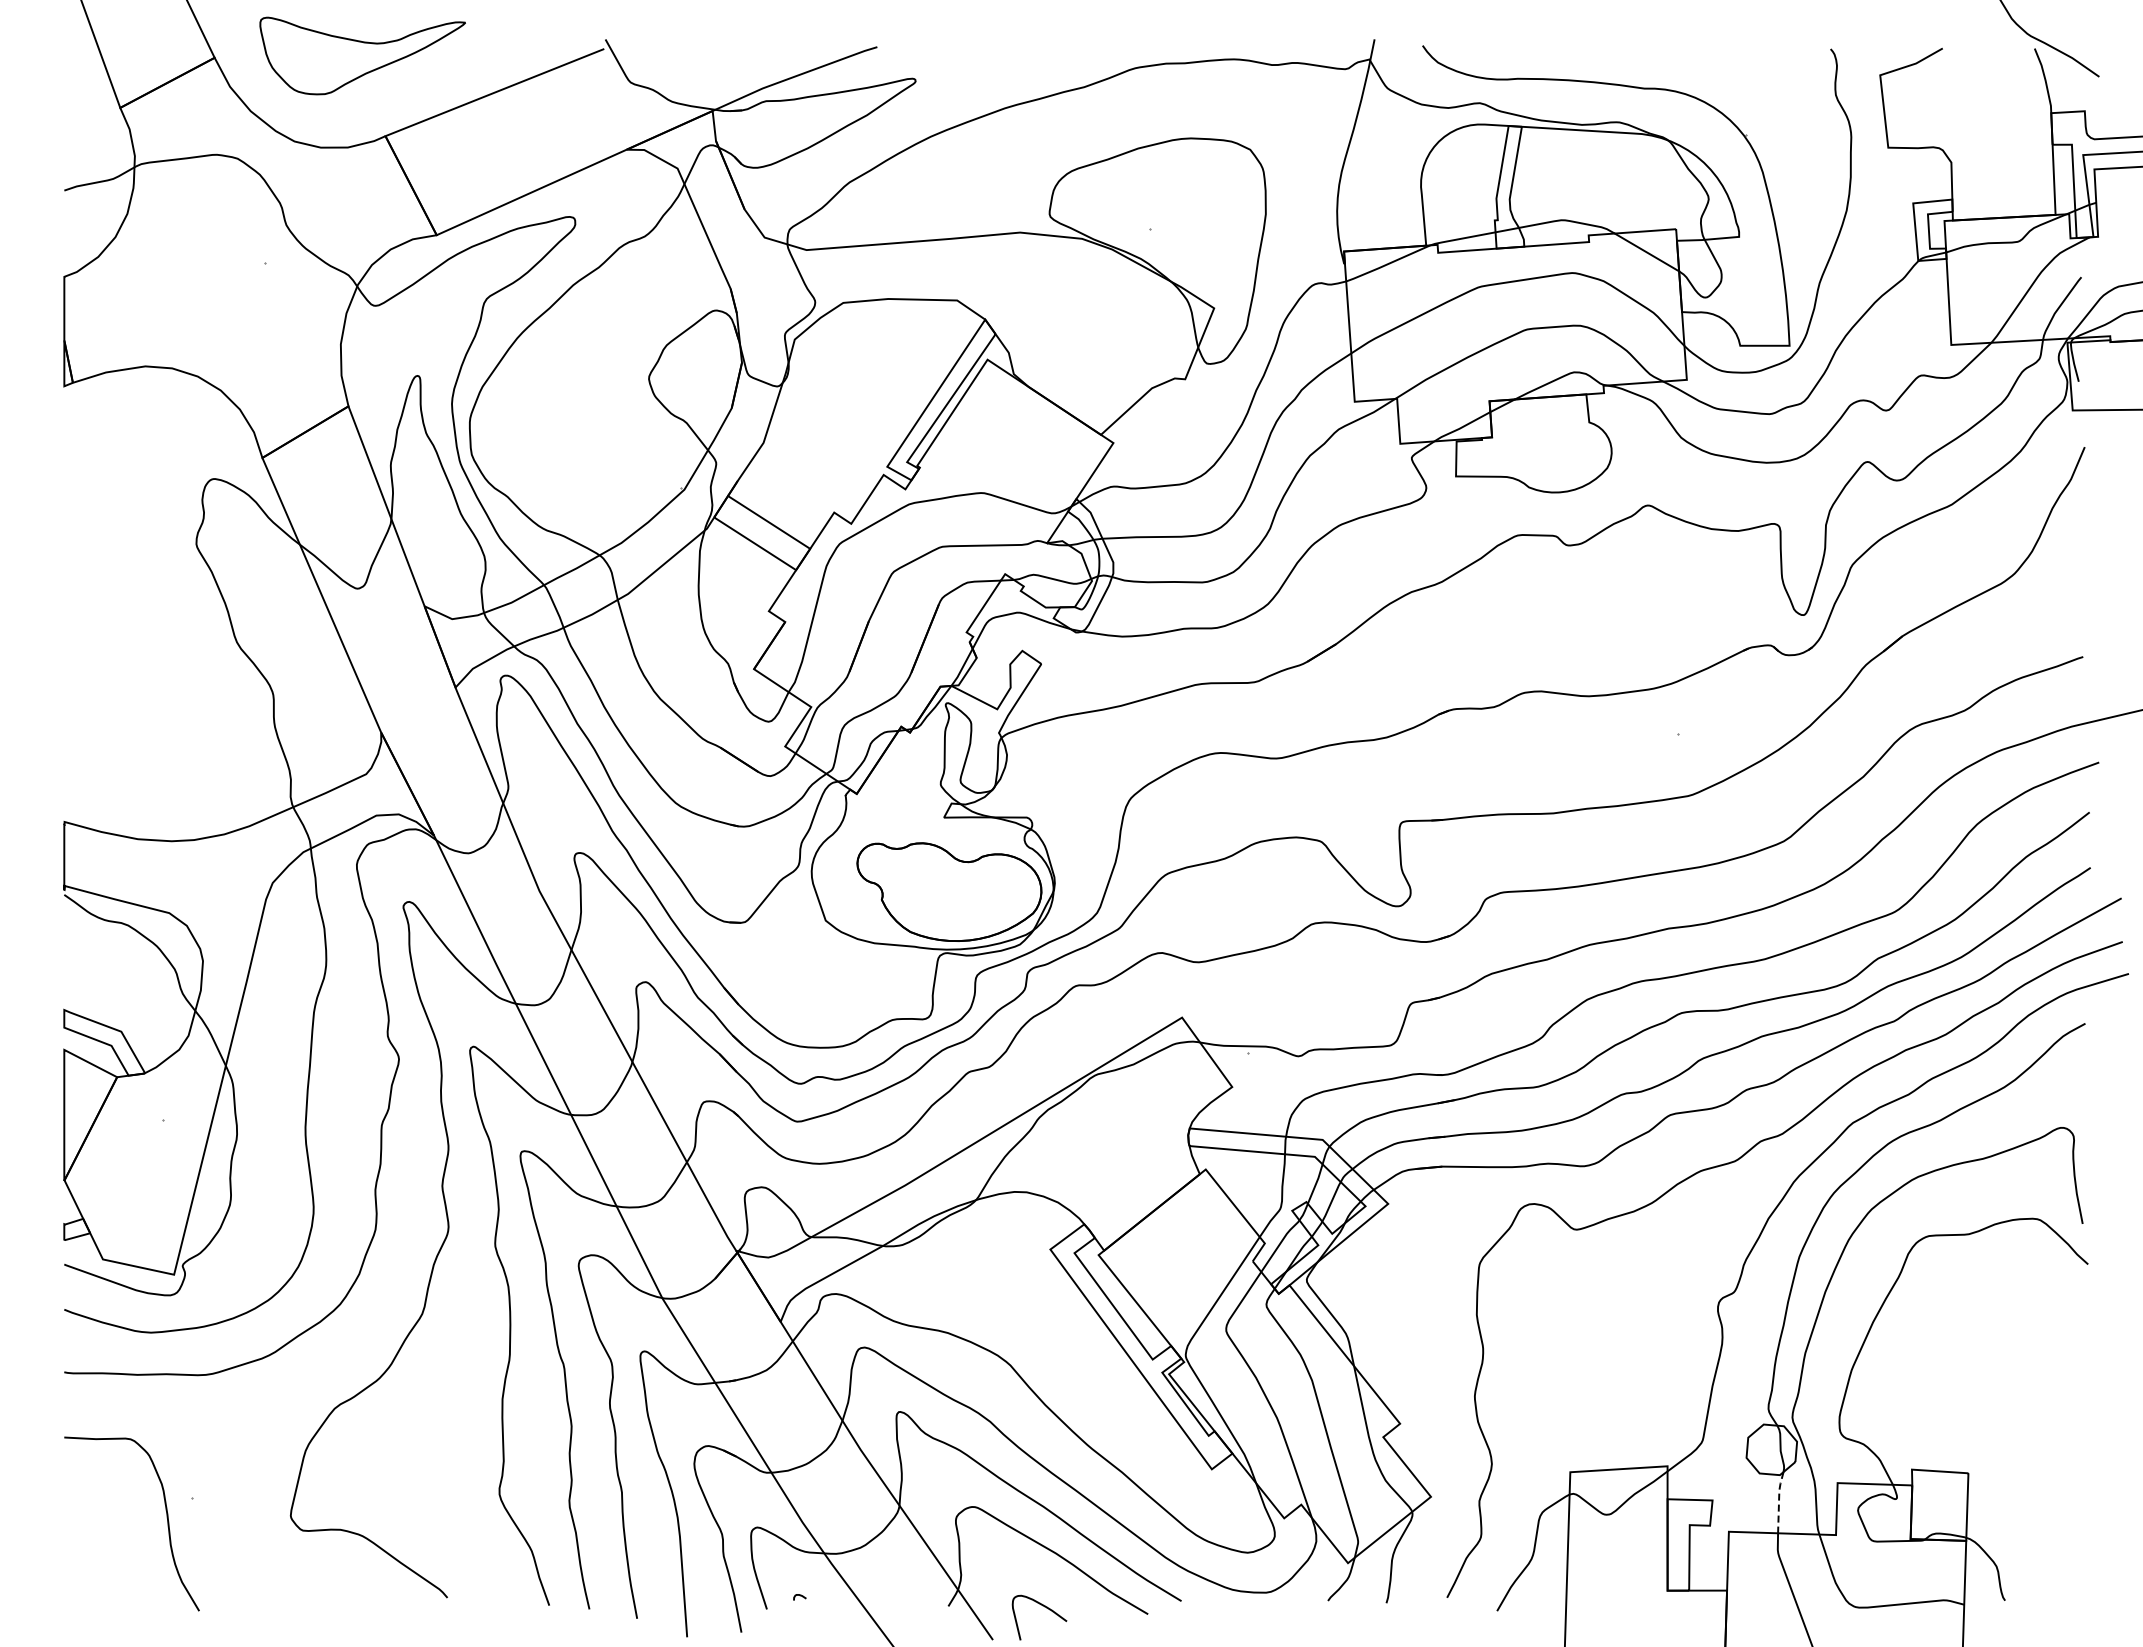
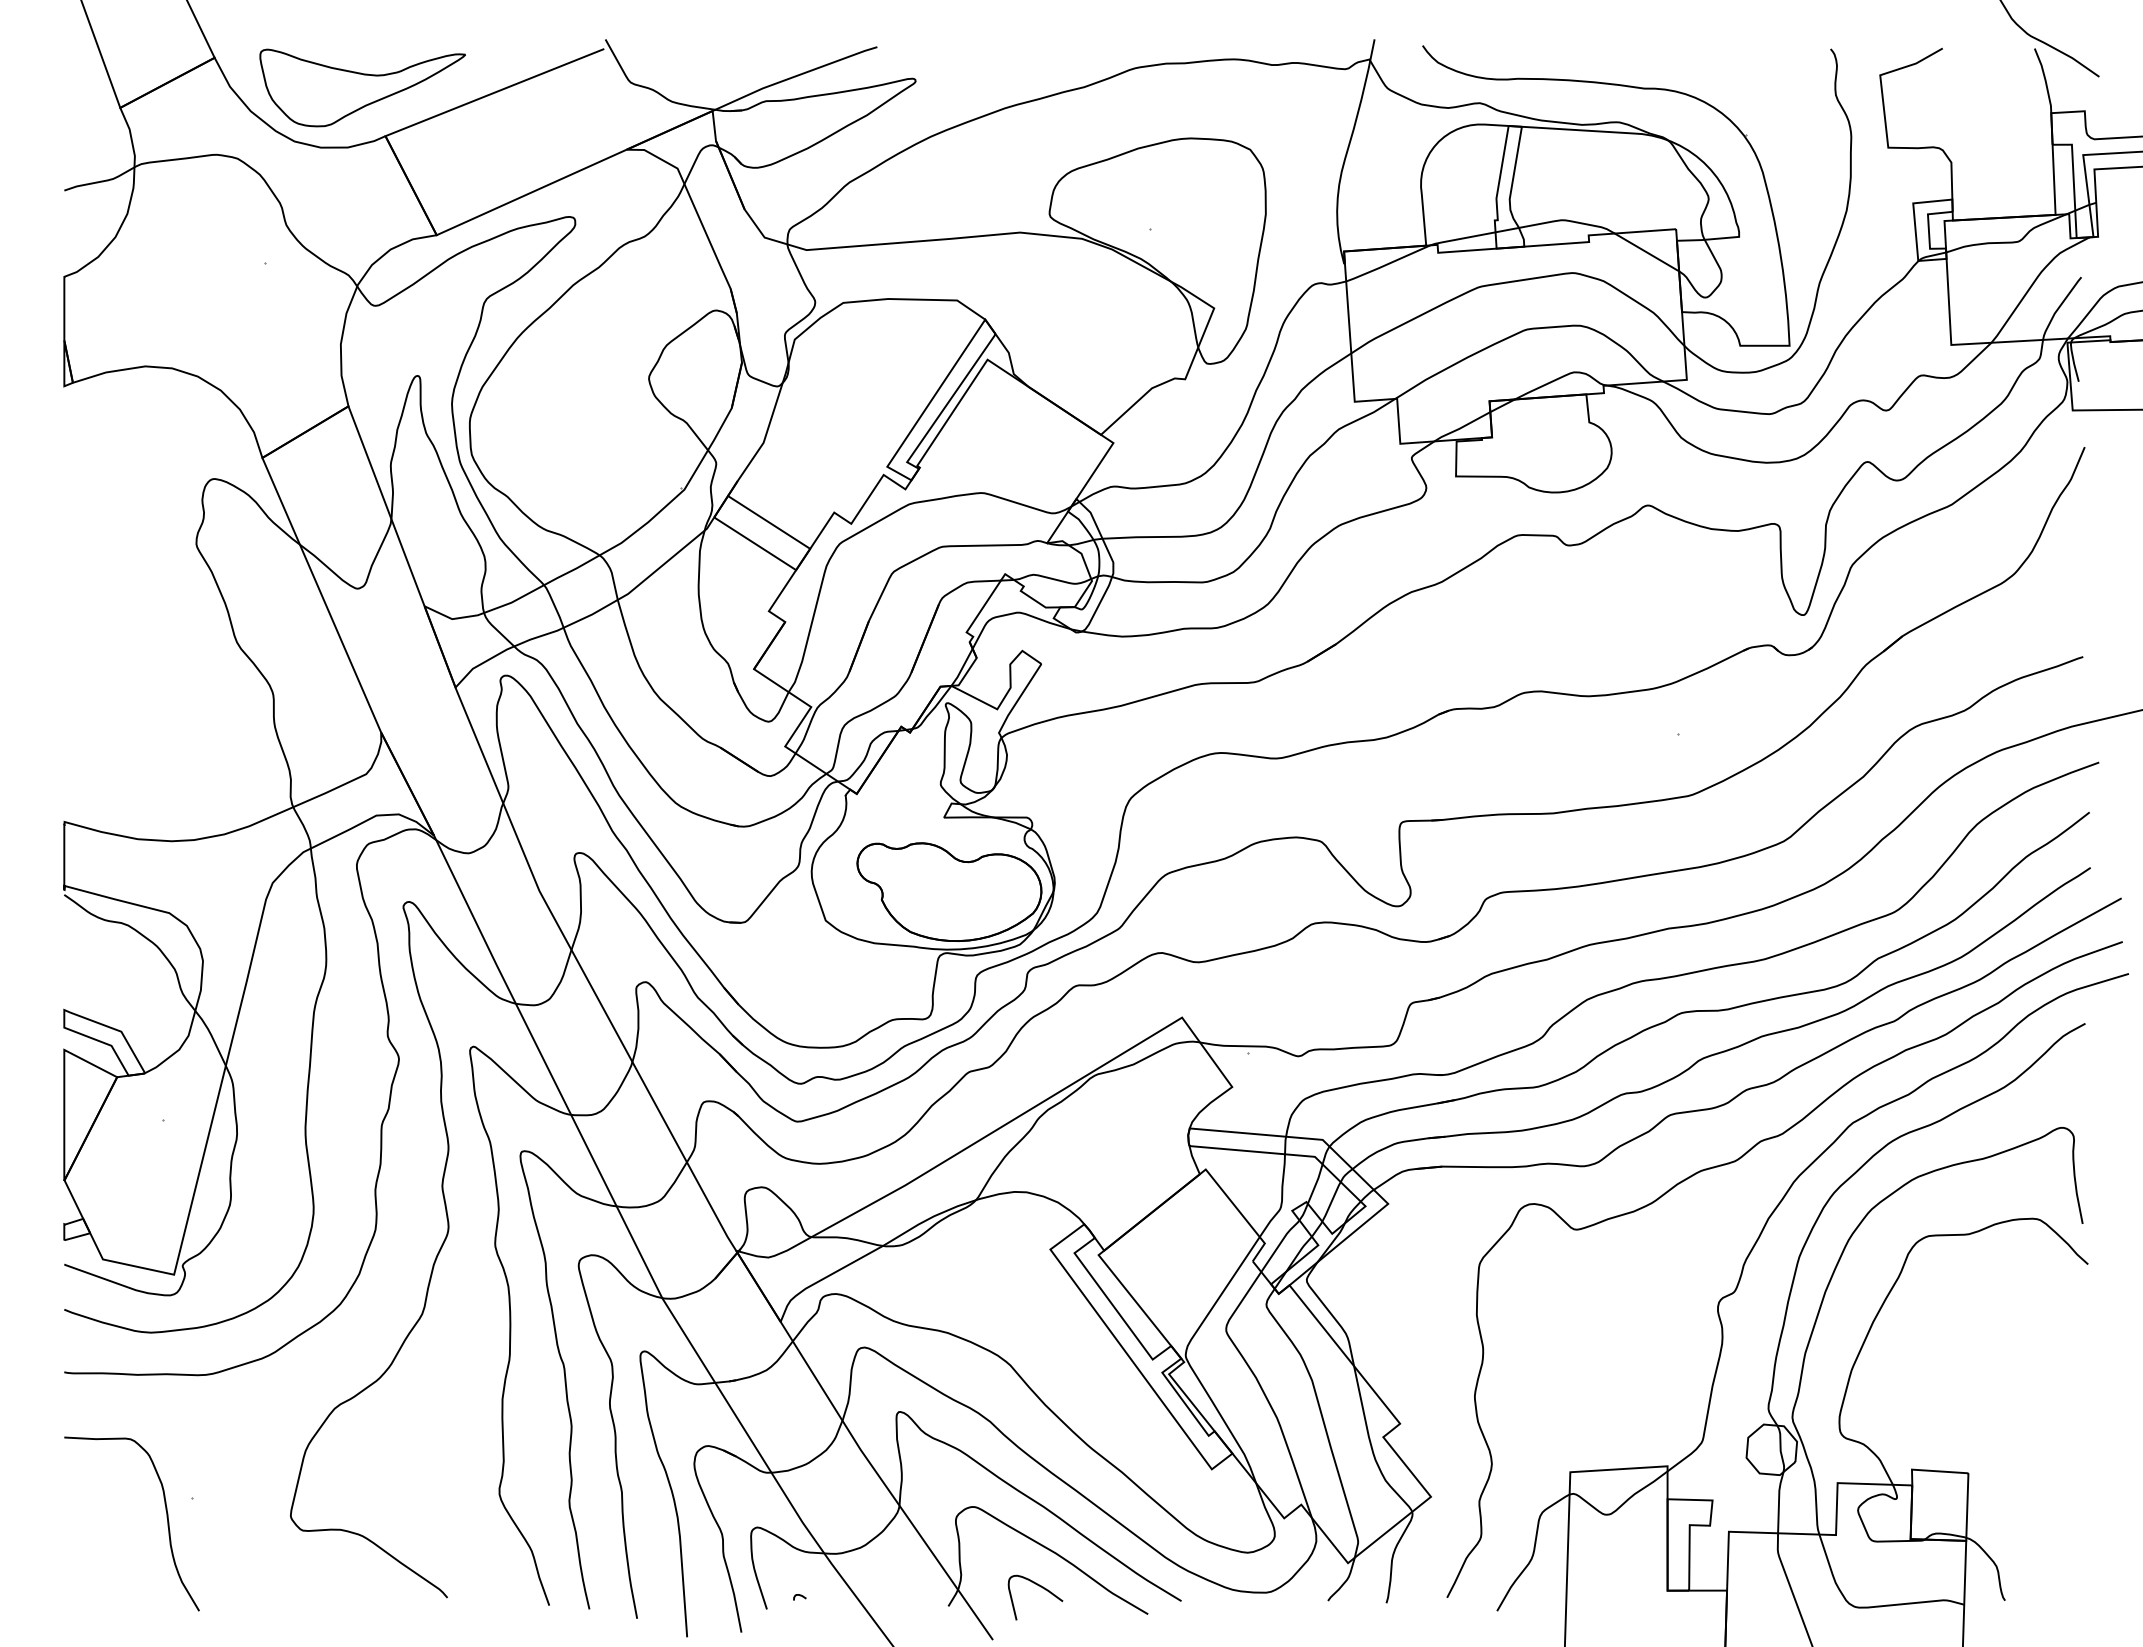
part position: (362, 55) -> (362, 87) (362, 87)
line: dashed -> solid (1779, 1501)
curve position: (1044, 1607) -> (1040, 1587) (1040, 1587)
